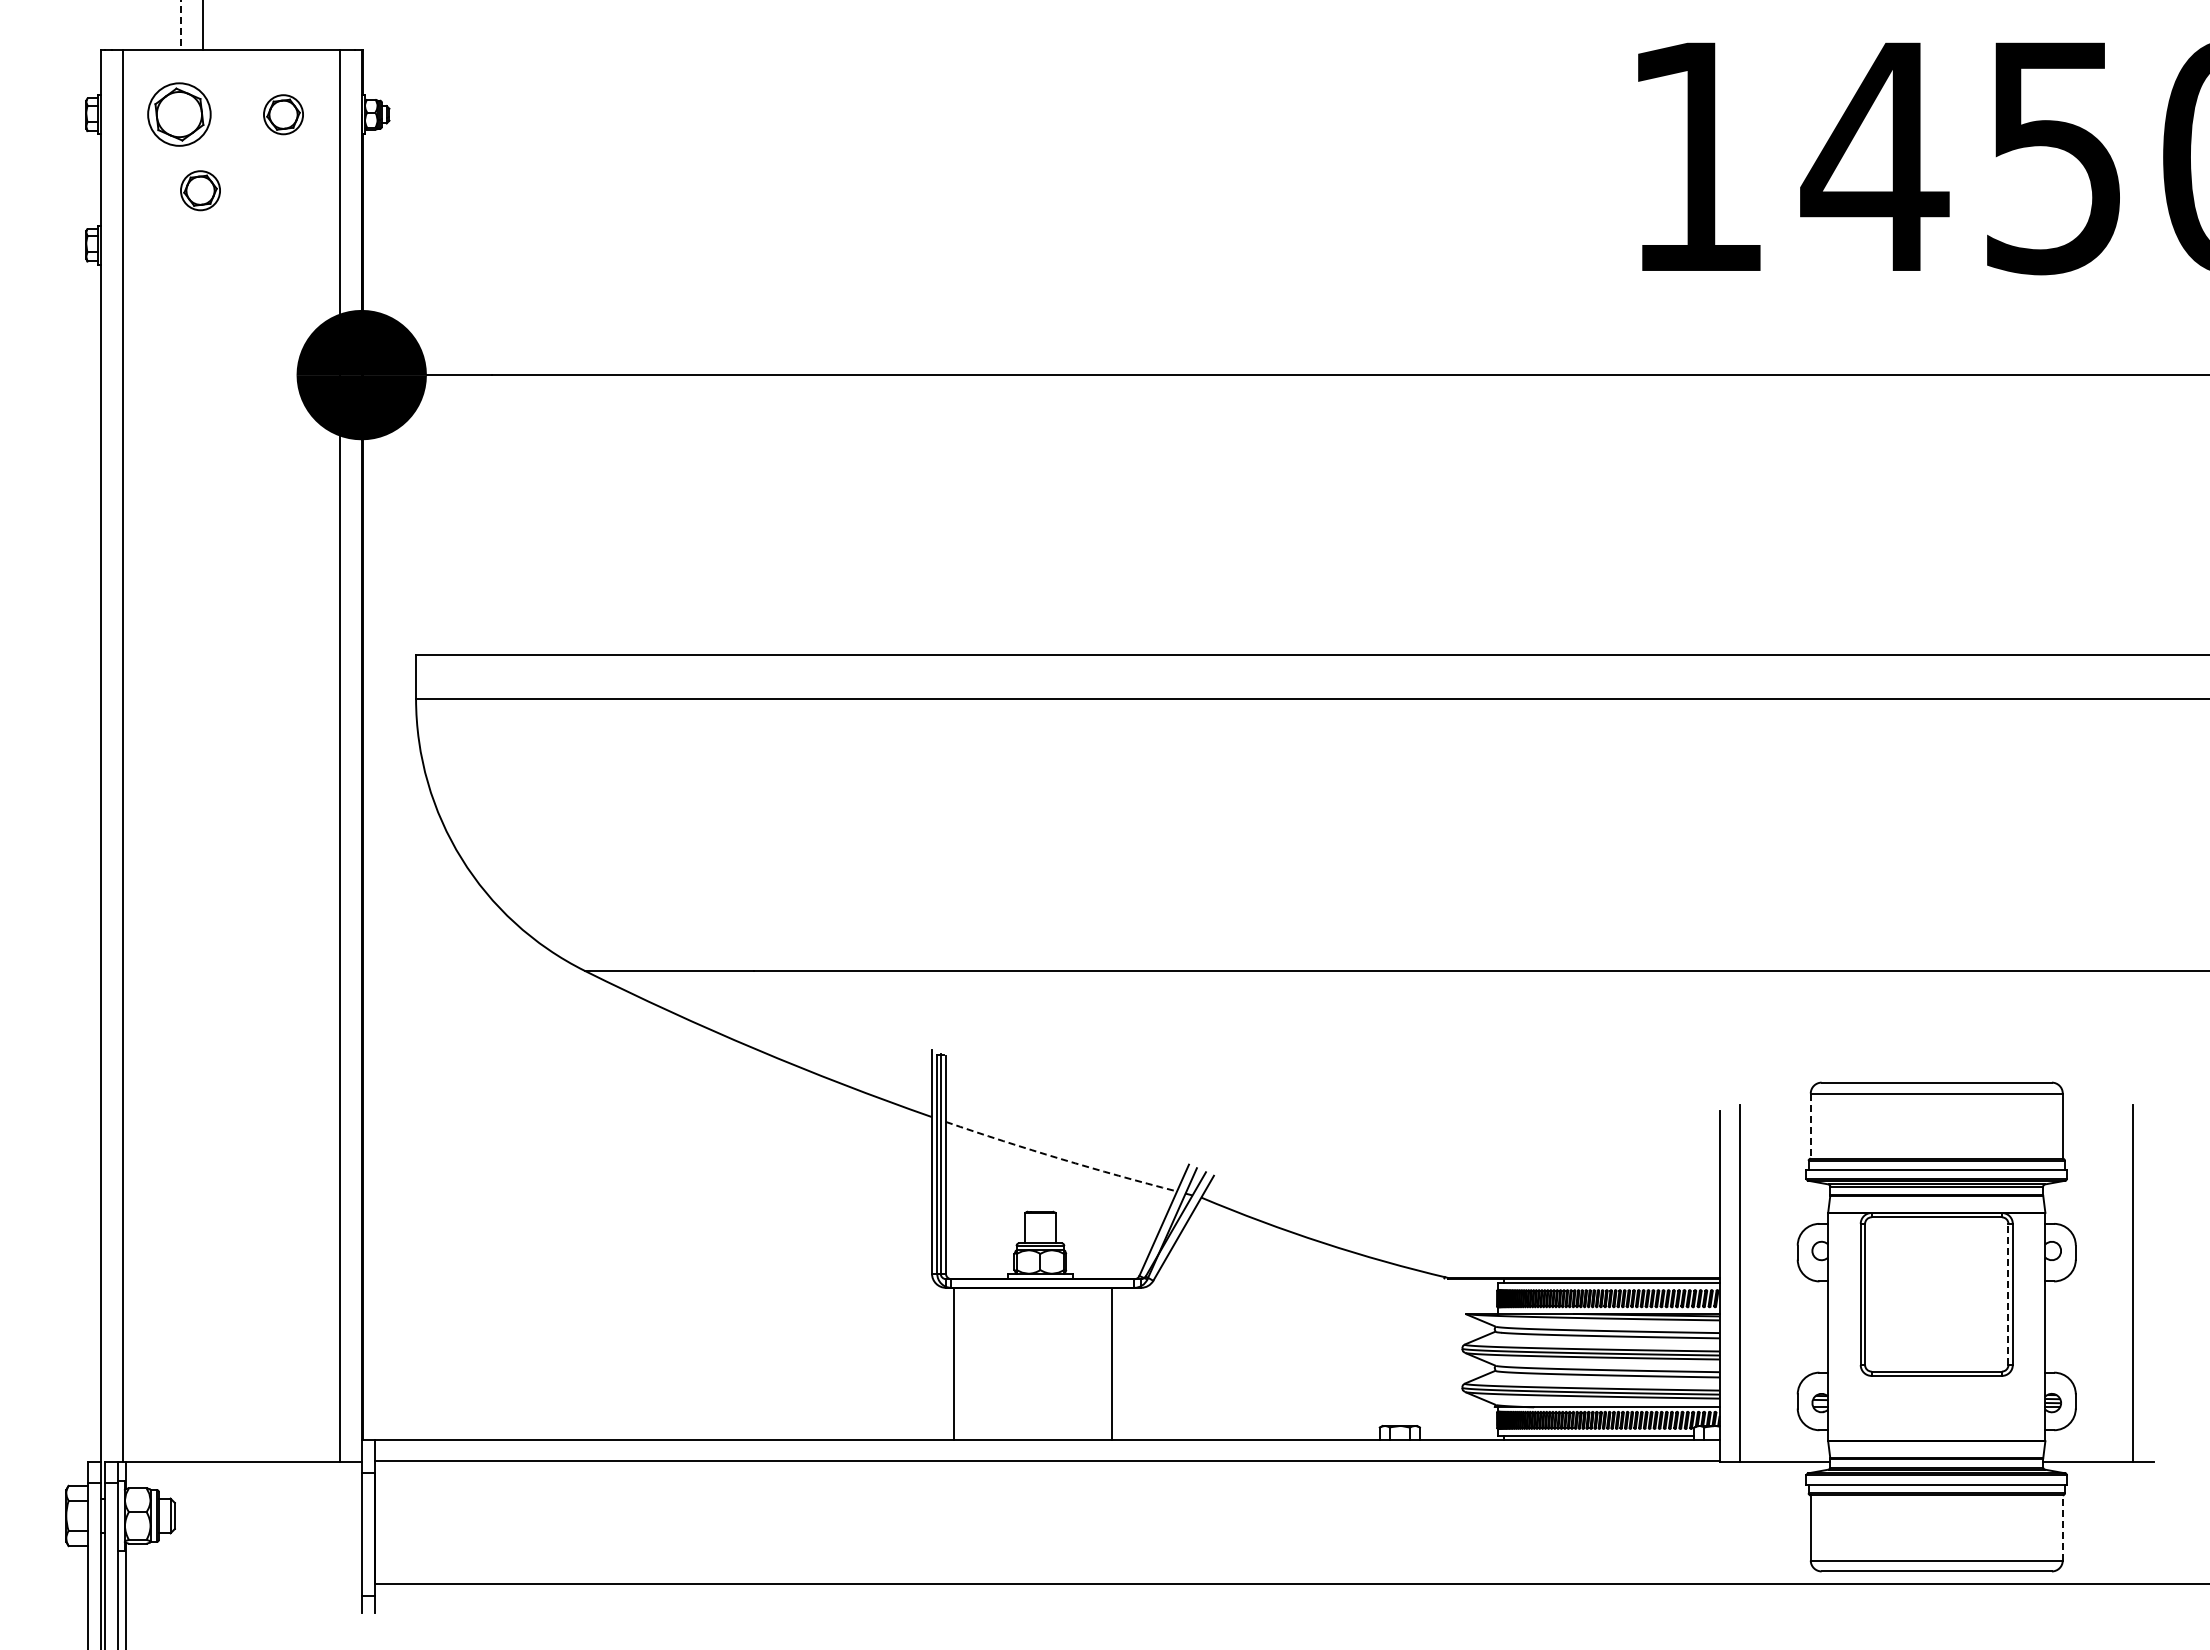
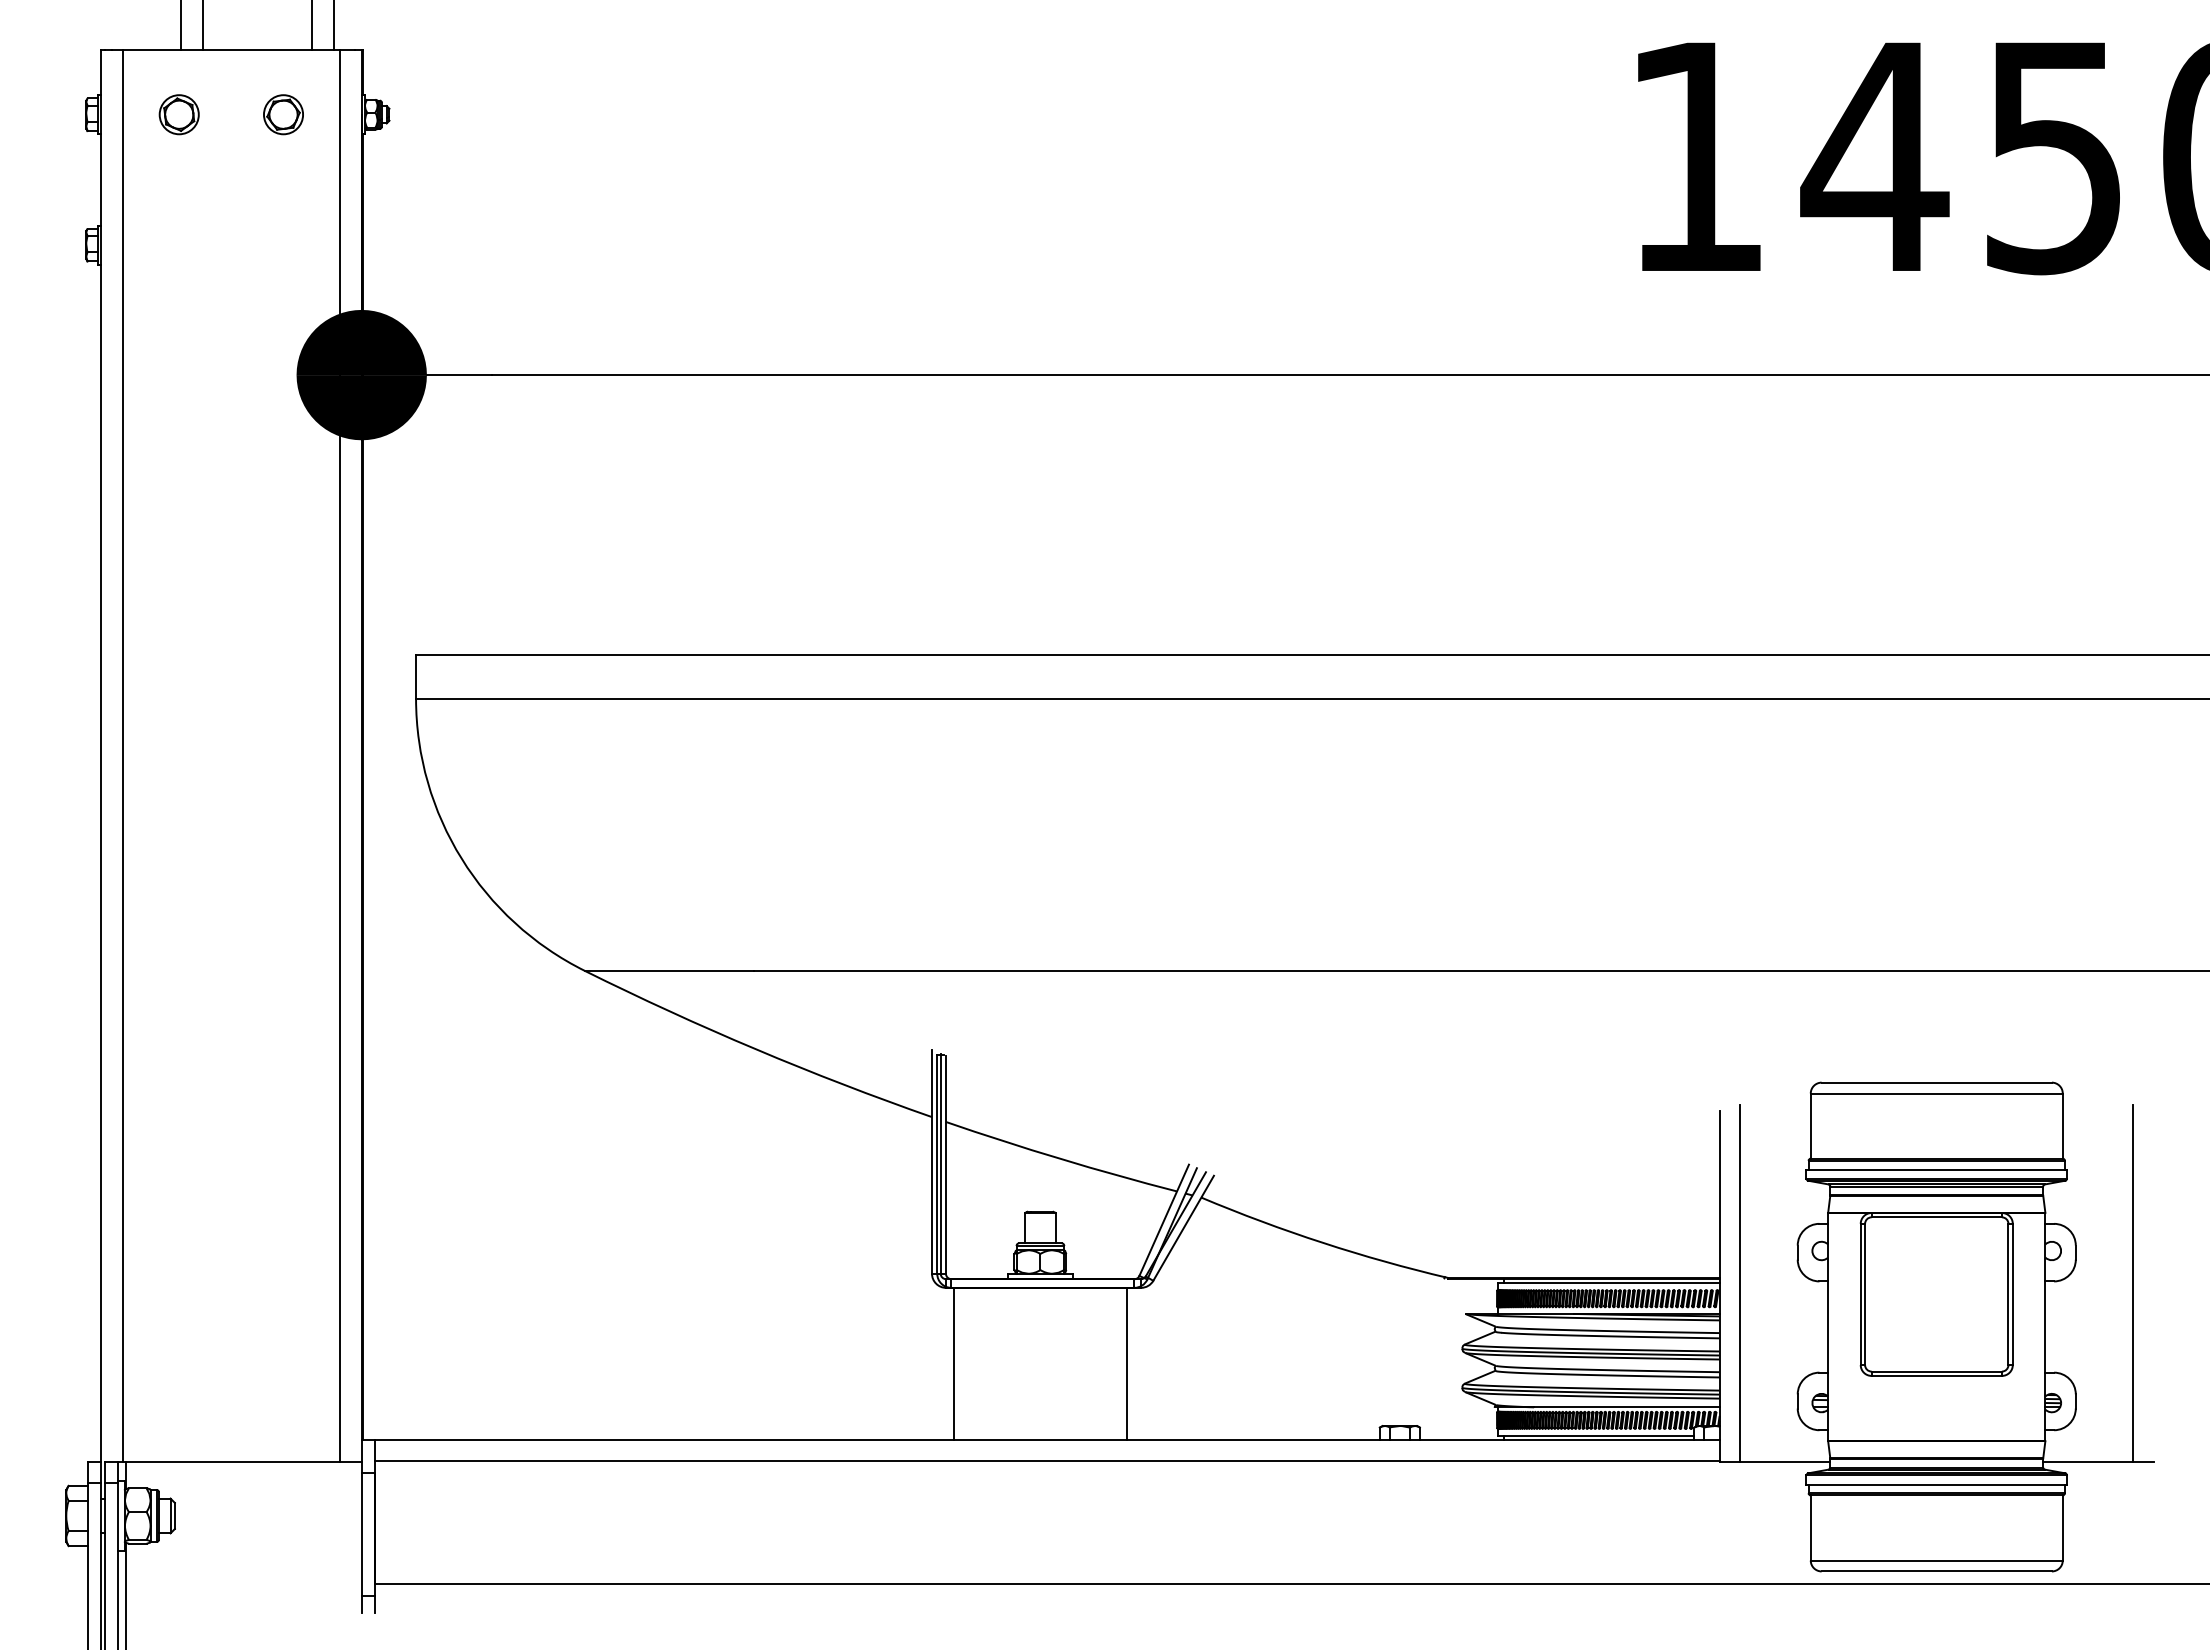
line: dashed -> solid (181, 25)
line: none -> present (311, 25)
line: none -> present (333, 25)
part size: 65x65 px -> 42x42 px (178, 114)
part: present -> none (200, 190)
line: dashed -> solid (1810, 1126)
arc: dashed -> solid (1060, 1158)
line: dashed -> solid (2008, 1294)
line position: (1112, 1363) -> (1127, 1363) (1127, 1363)
line: dashed -> solid (2062, 1527)
